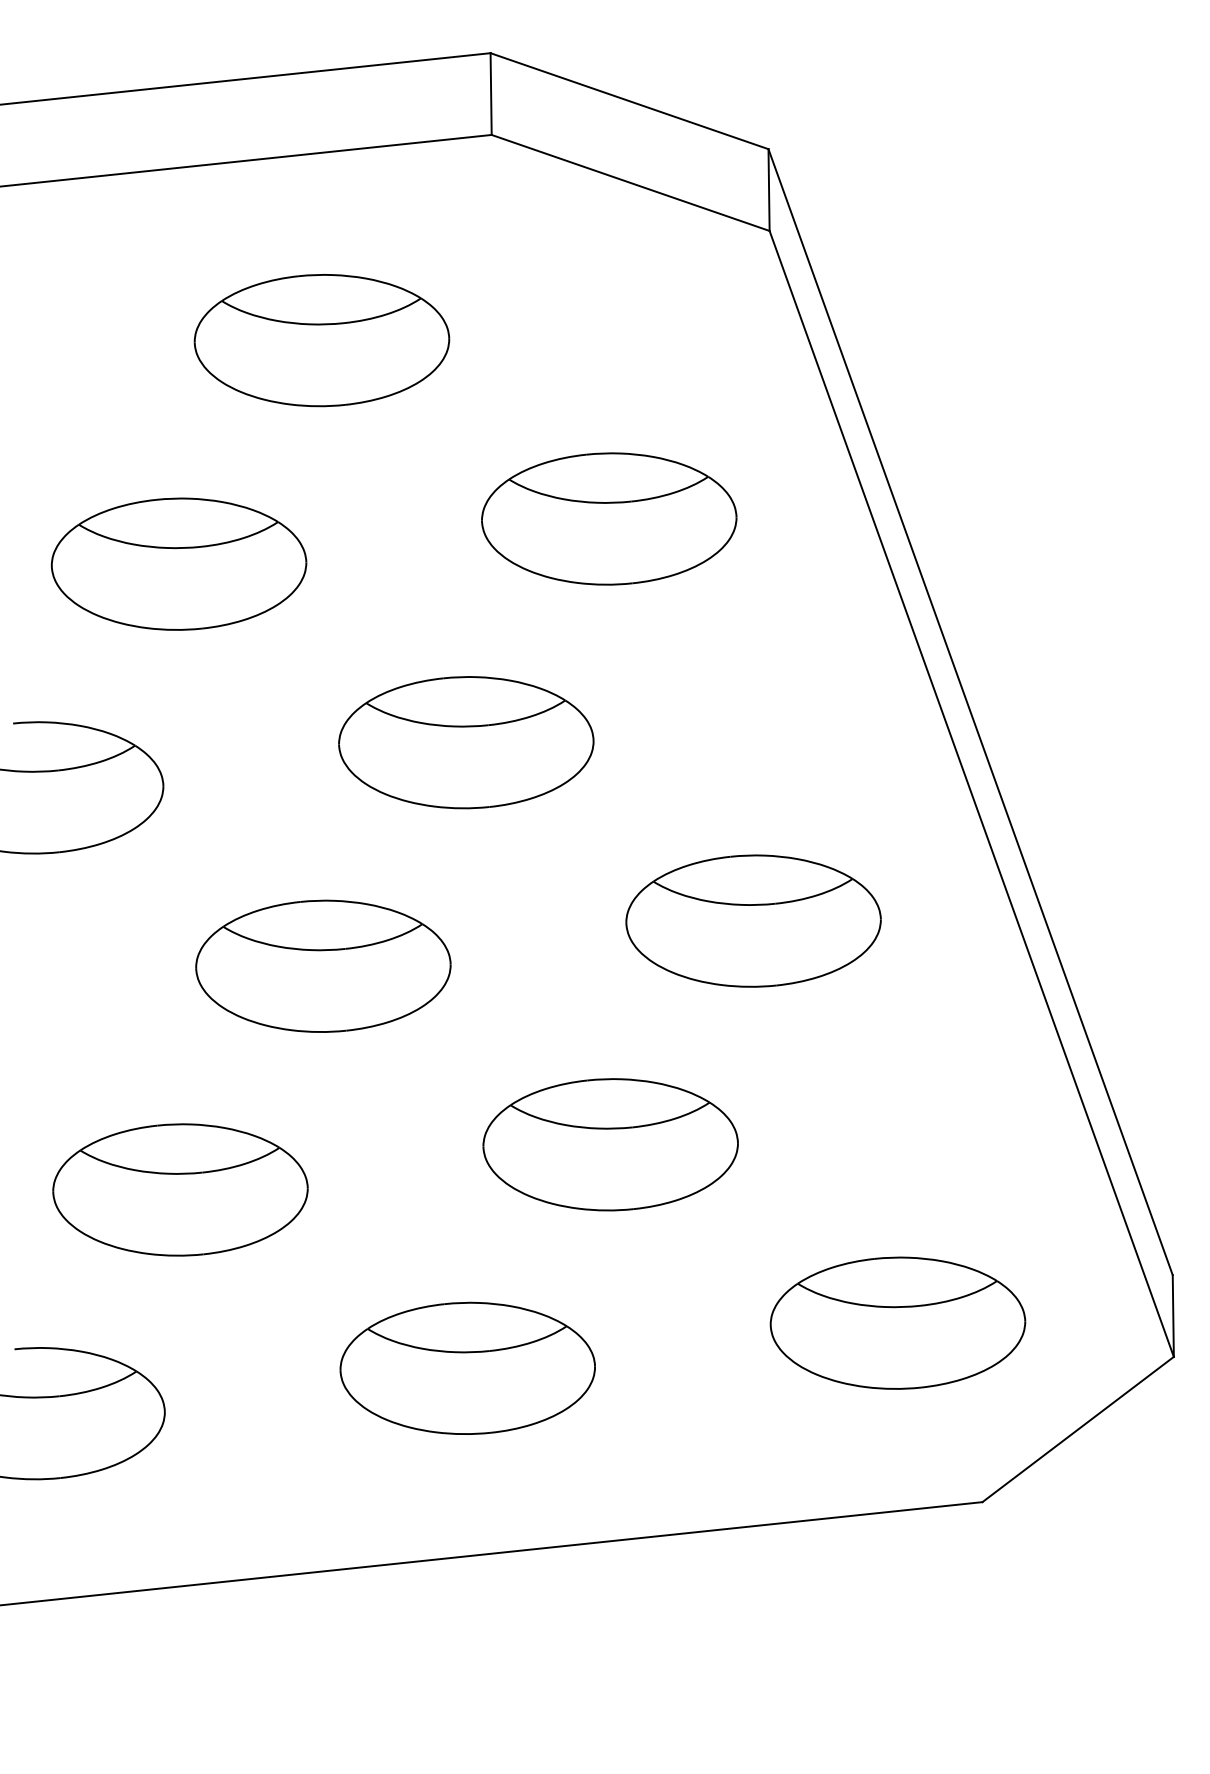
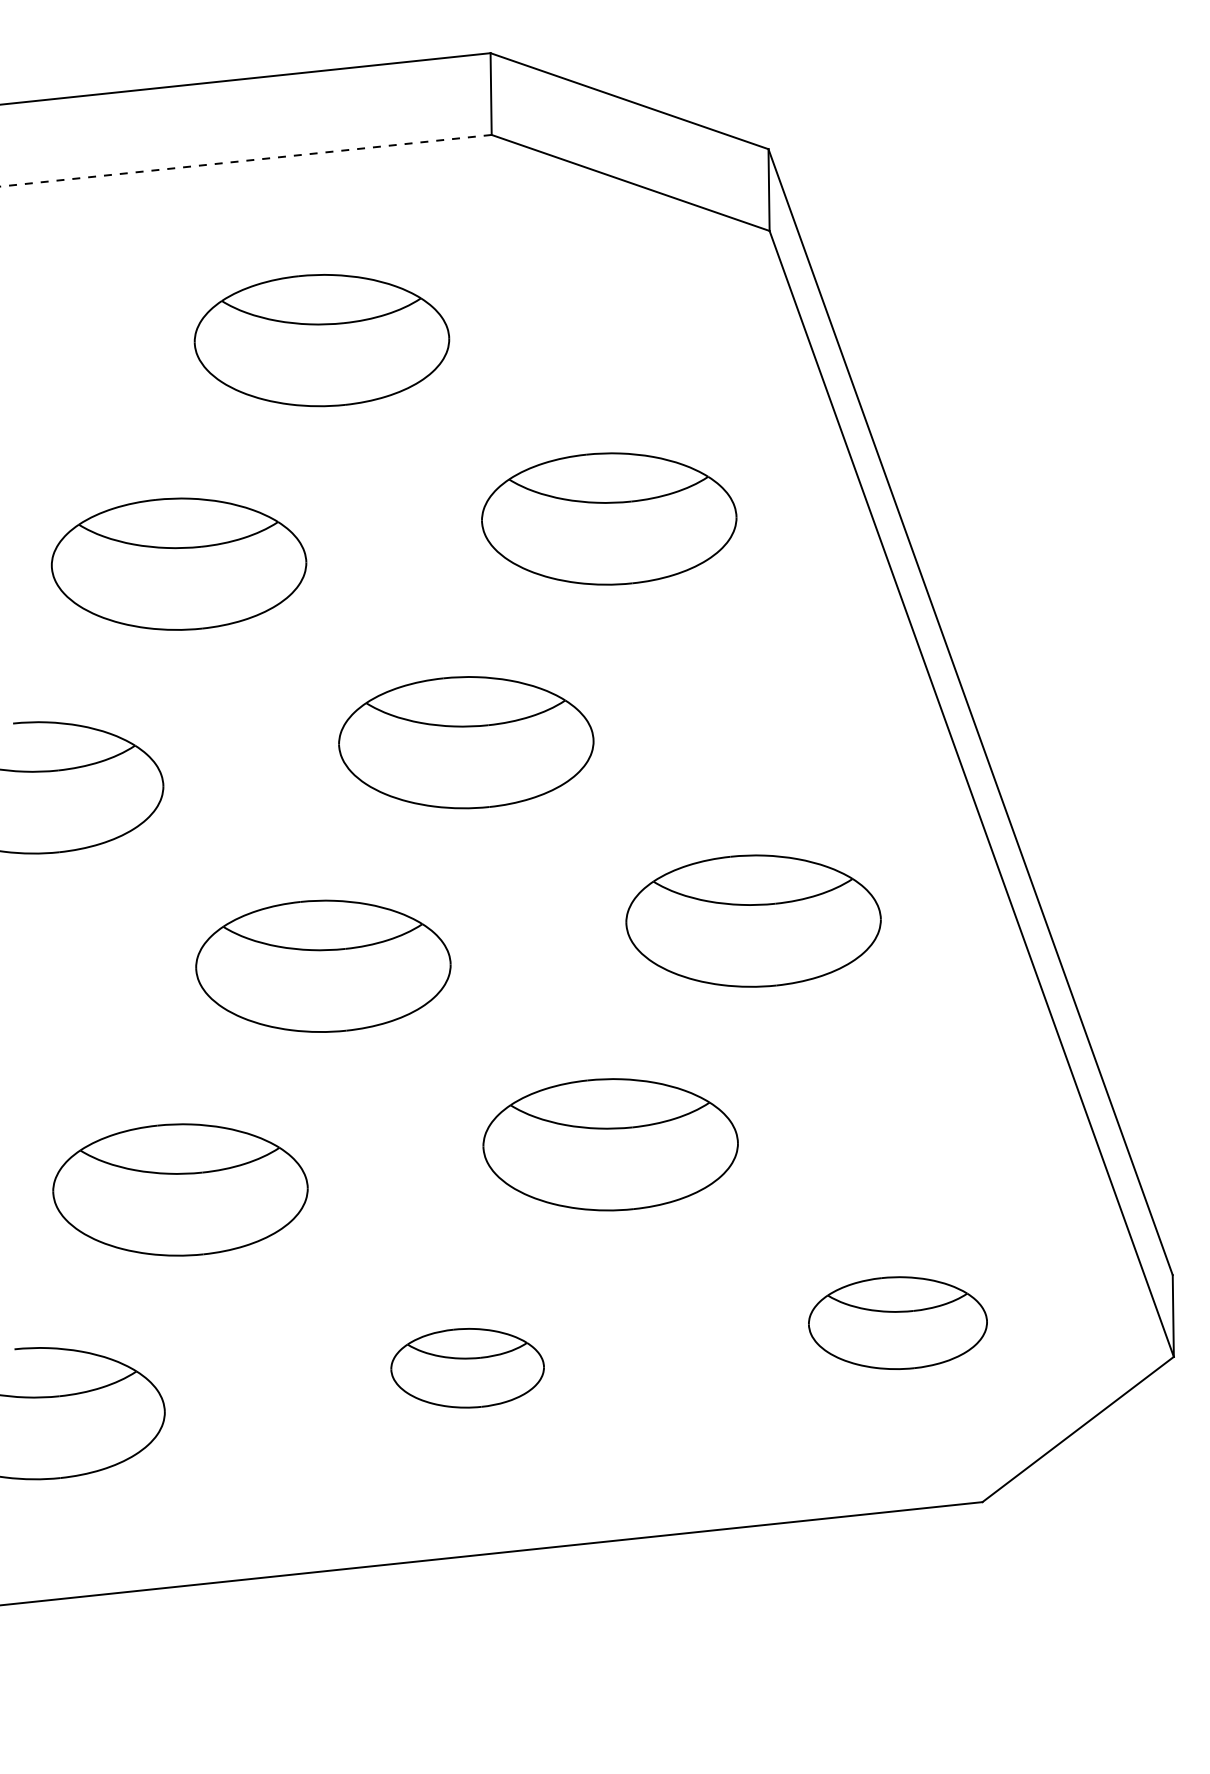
line: solid -> dashed (246, 160)
part size: 258x134 px -> 180x94 px (897, 1322)
part size: 257x134 px -> 155x81 px (467, 1368)
